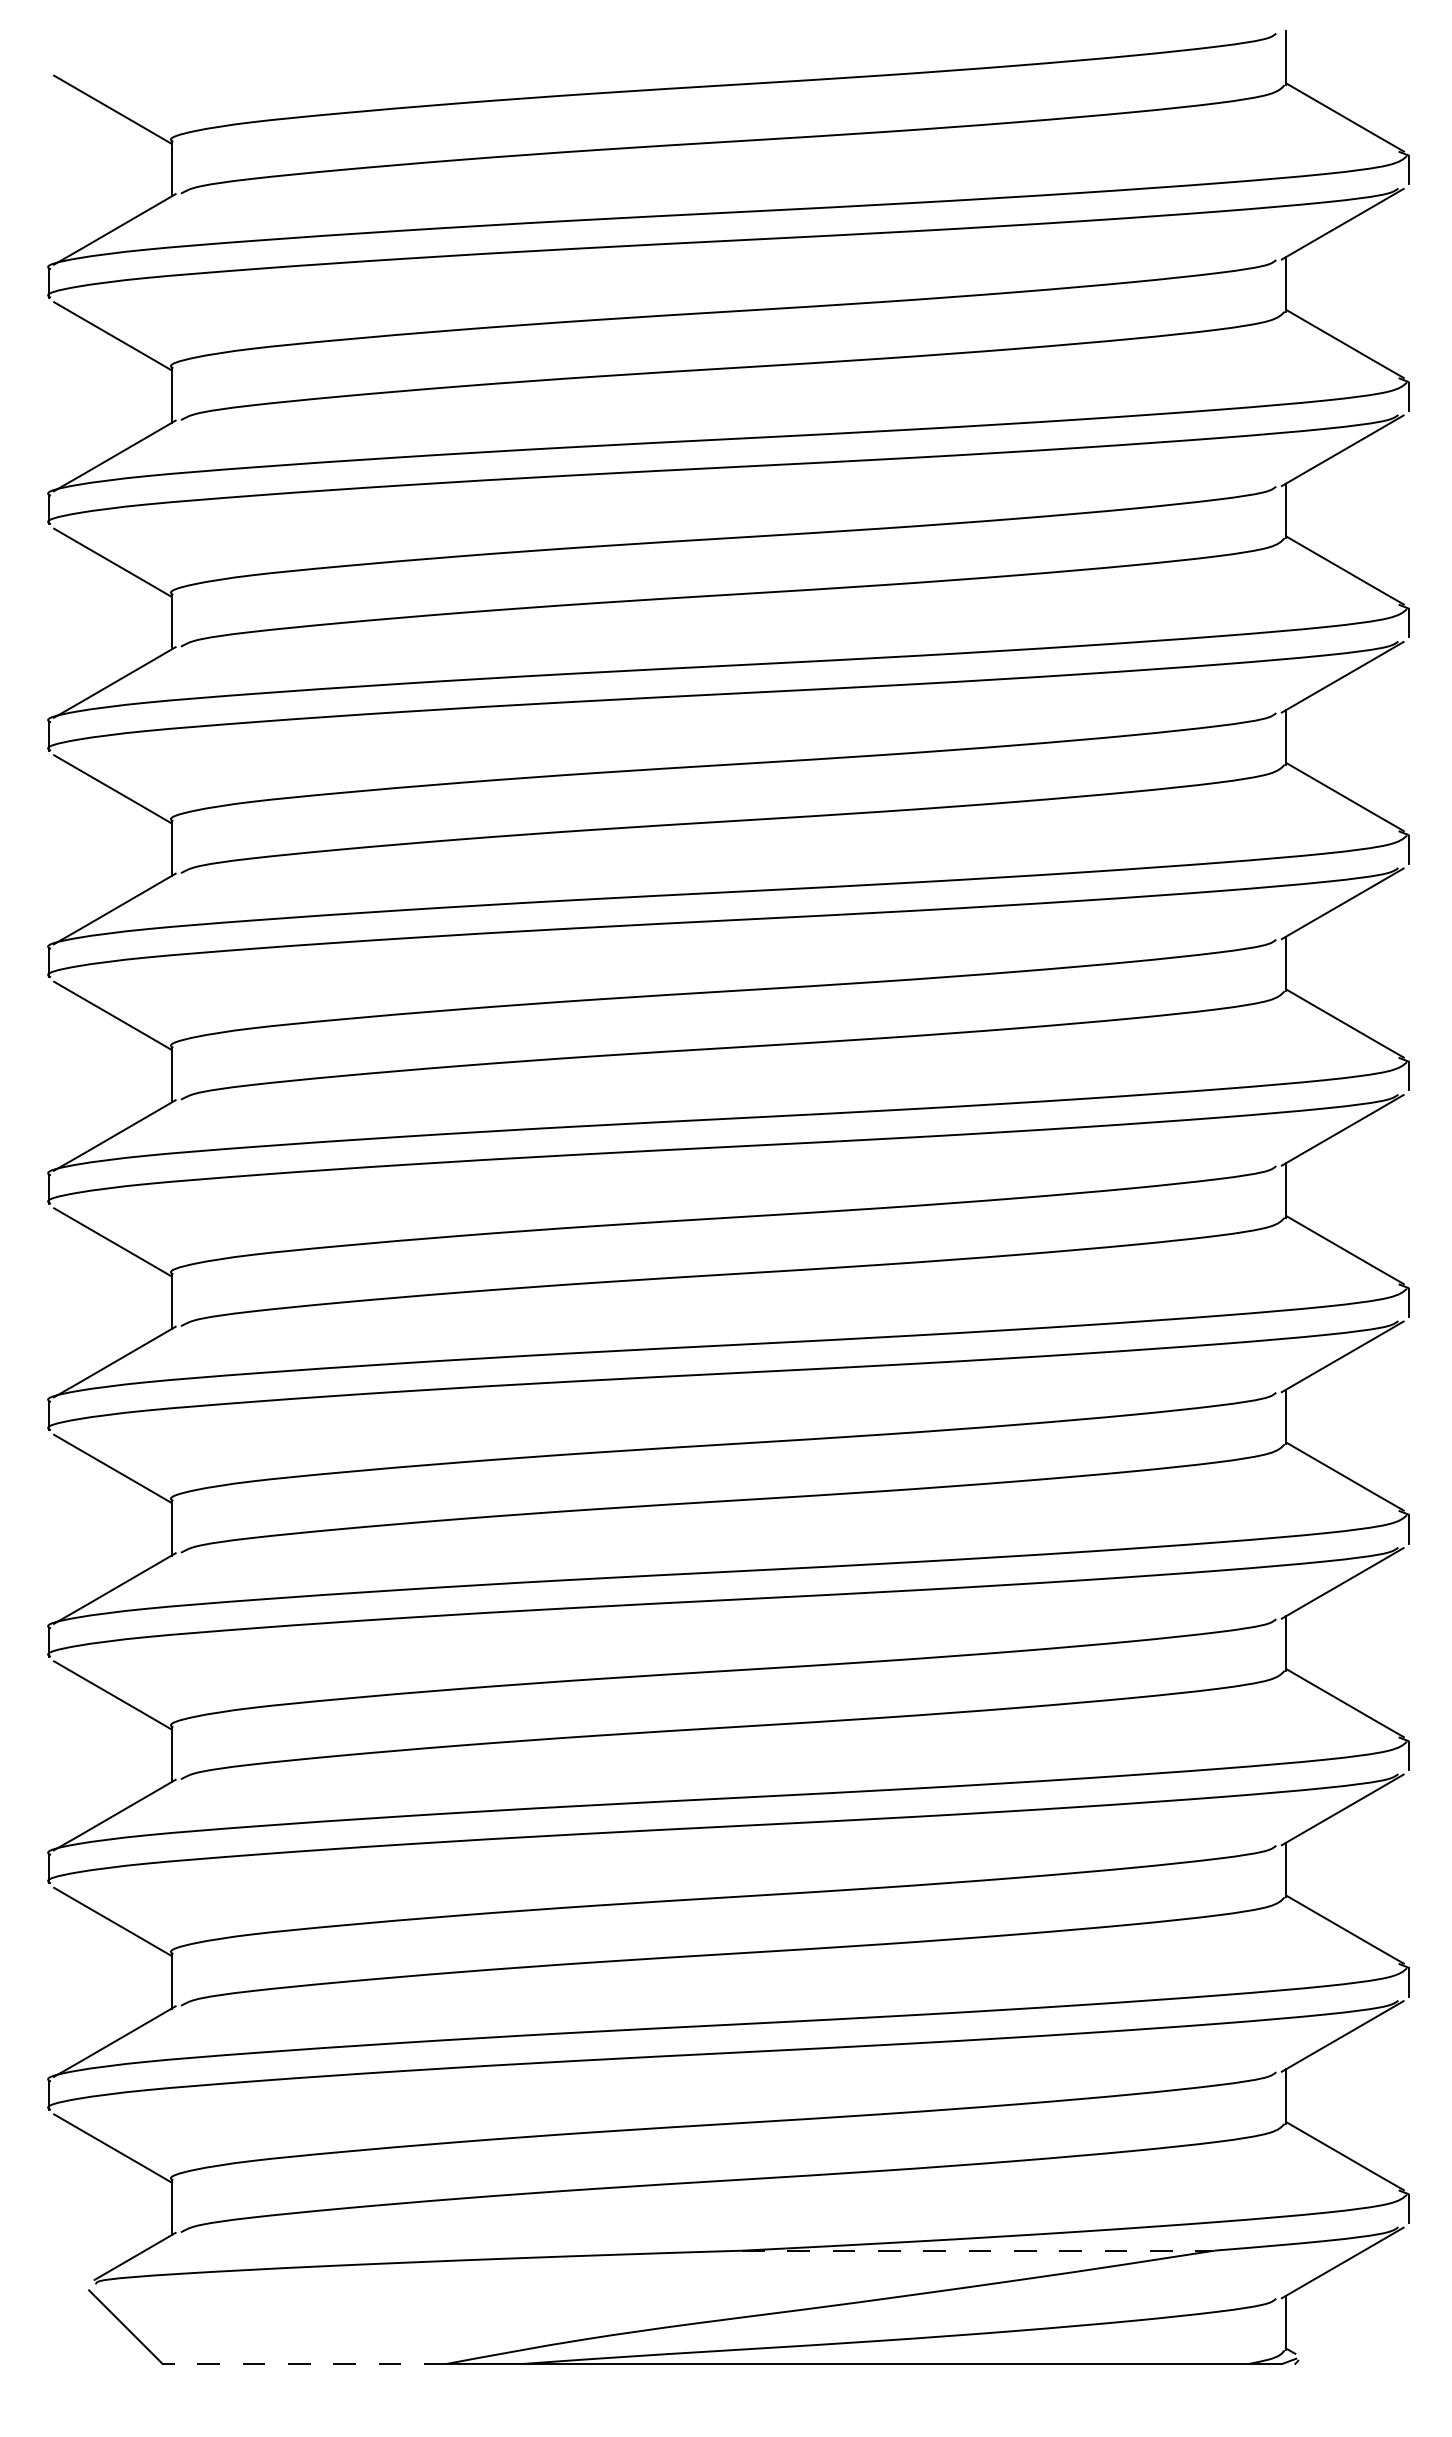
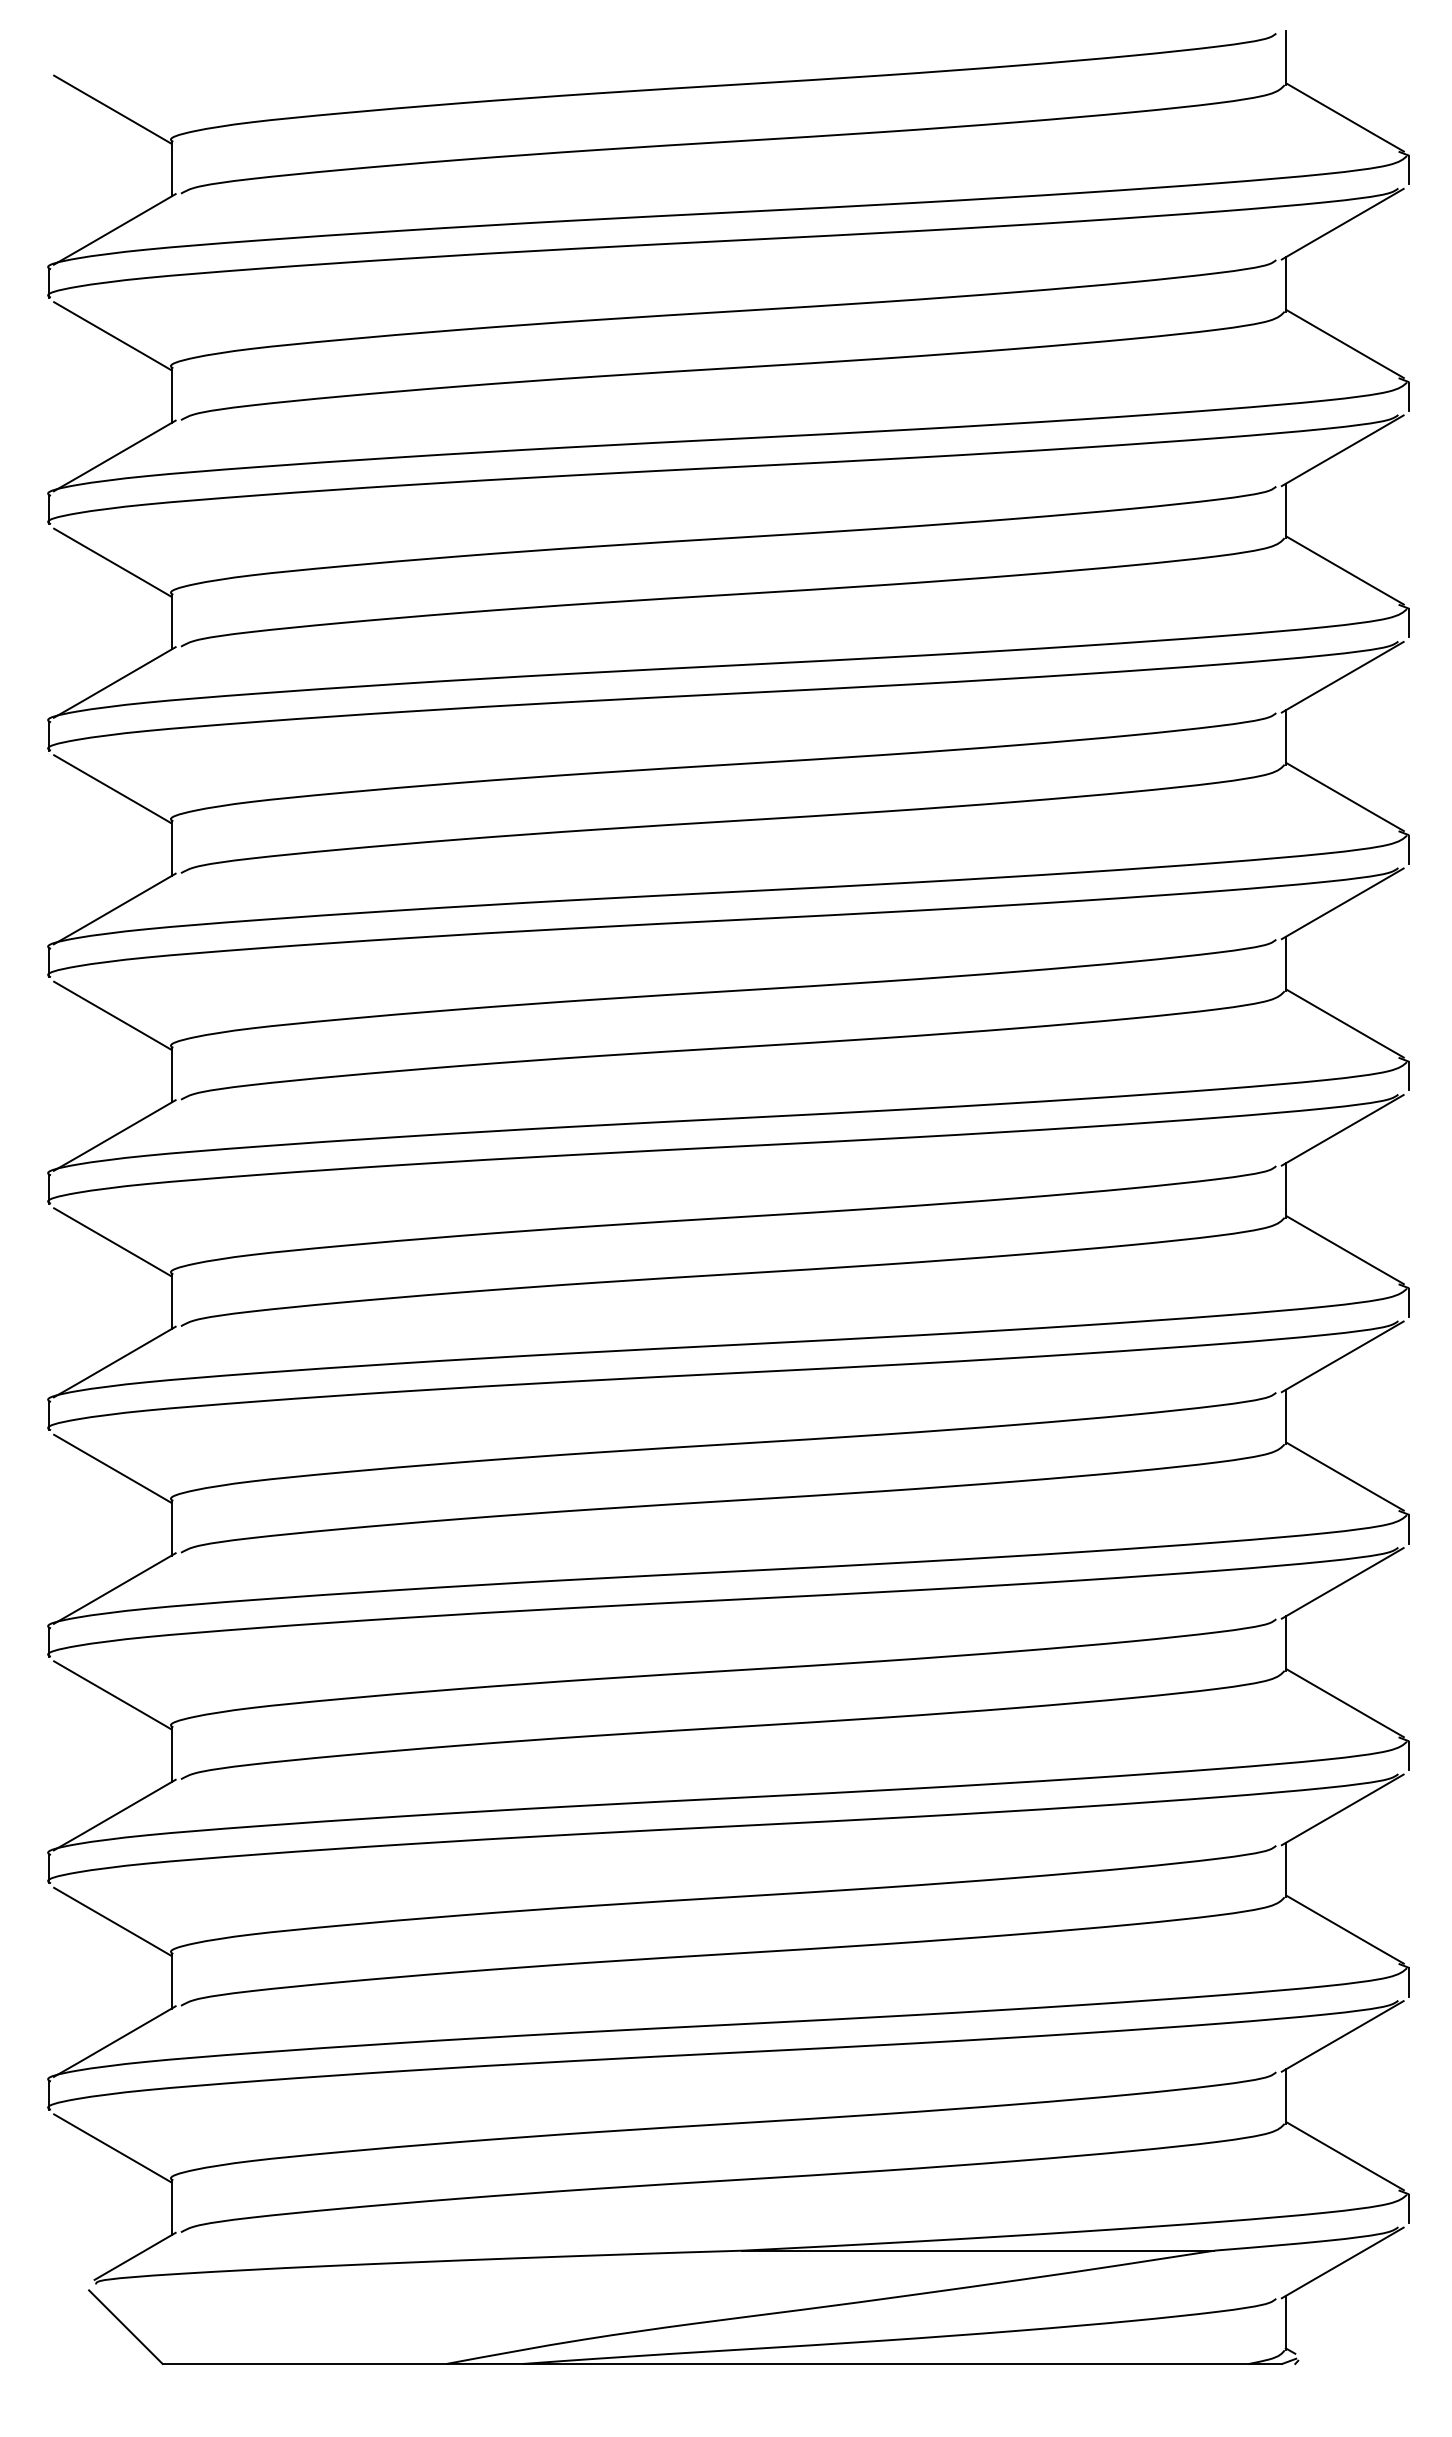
line: dashed -> solid (978, 2250)
line: dashed -> solid (304, 2363)
